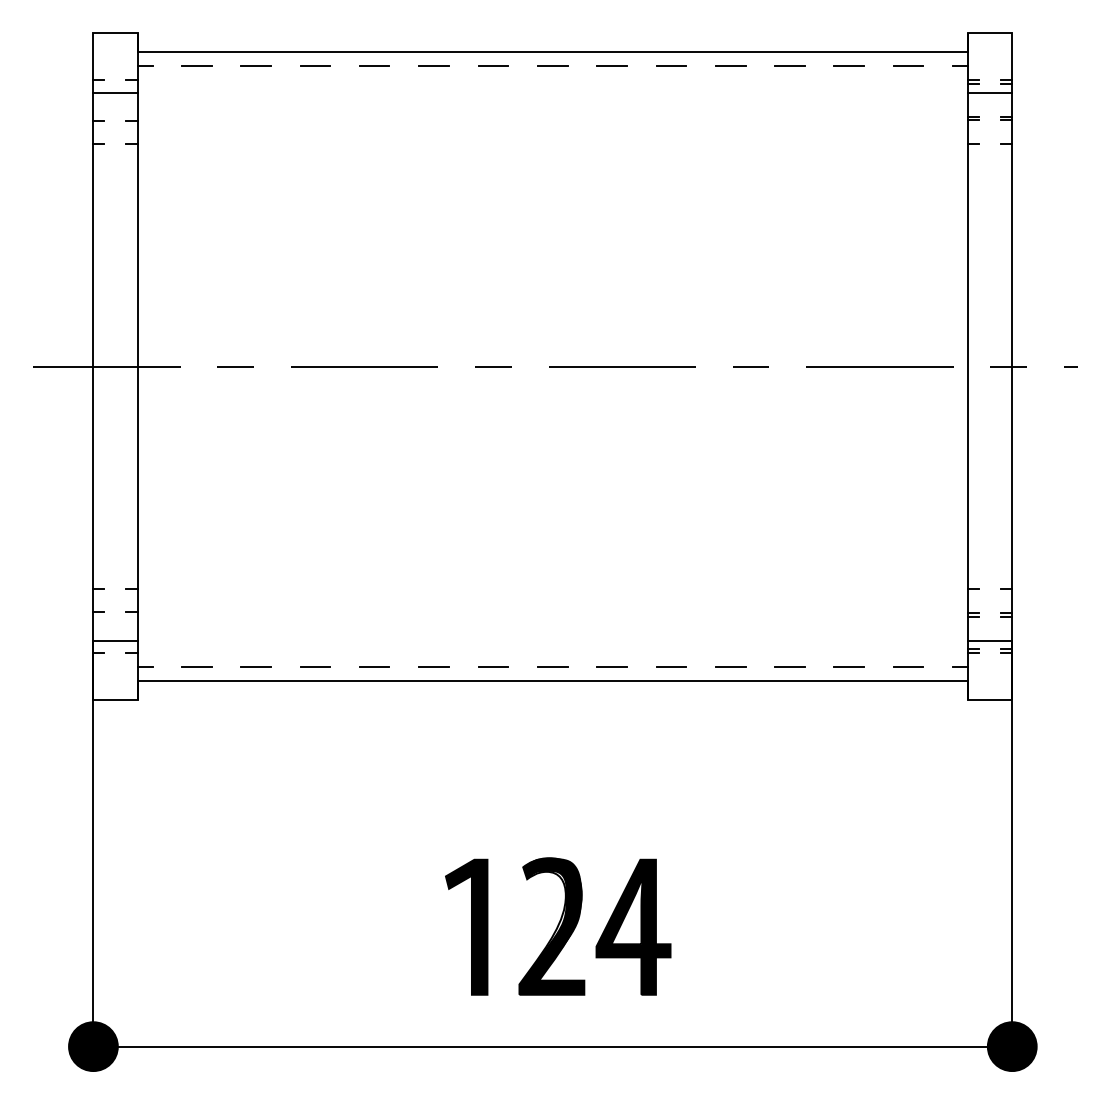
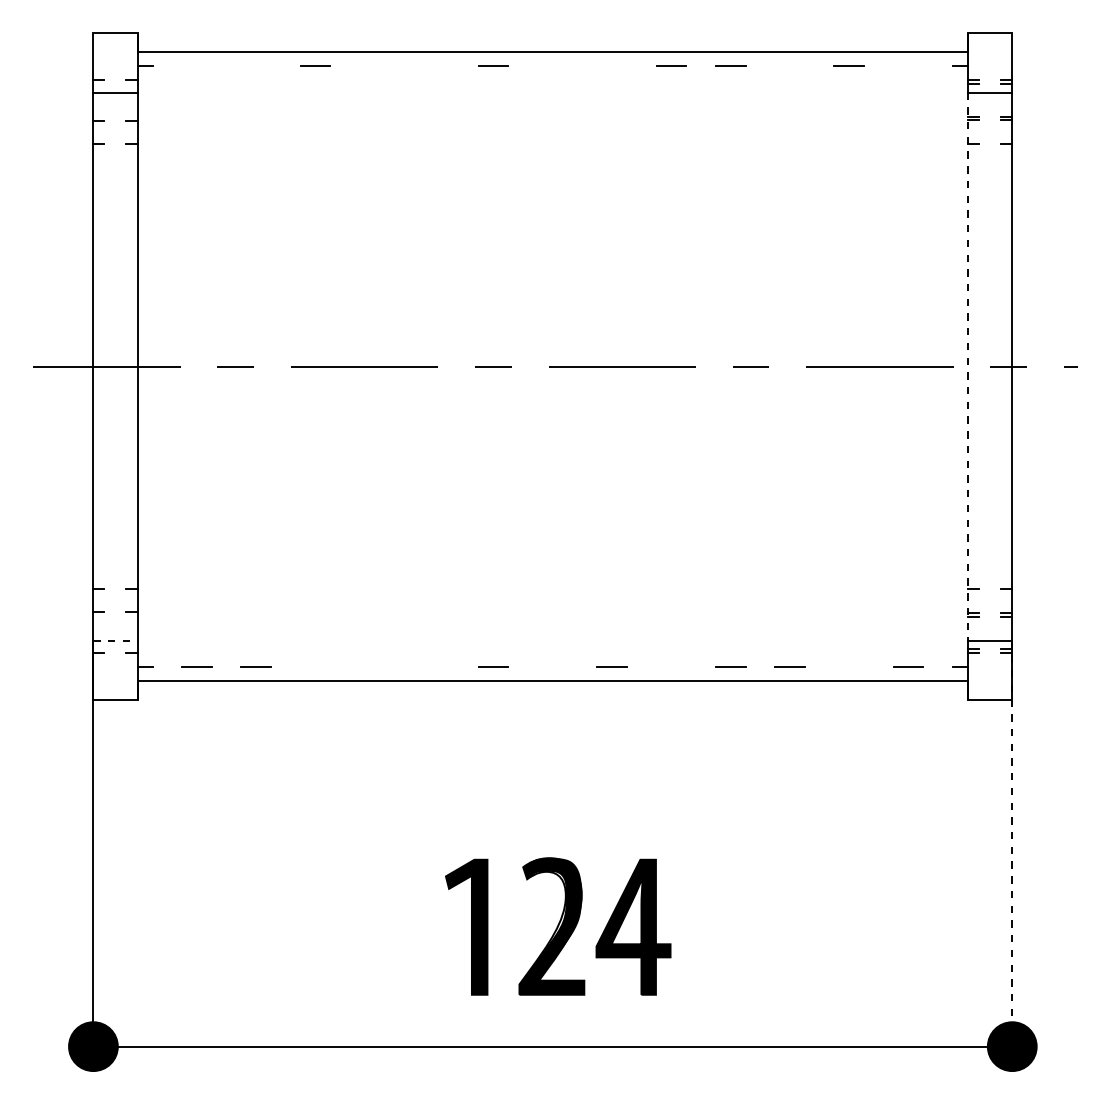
line: present -> none (196, 65)
line: present -> none (374, 65)
line: present -> none (256, 66)
line: present -> none (434, 66)
line: present -> none (552, 66)
line: present -> none (611, 66)
line: present -> none (789, 66)
line: present -> none (908, 66)
line: solid -> dashed (967, 367)
line: solid -> dashed (116, 640)
line: present -> none (315, 666)
line: present -> none (374, 666)
line: present -> none (434, 666)
line: present -> none (552, 666)
line: present -> none (670, 666)
line: present -> none (849, 666)
line: solid -> dashed (1012, 844)
